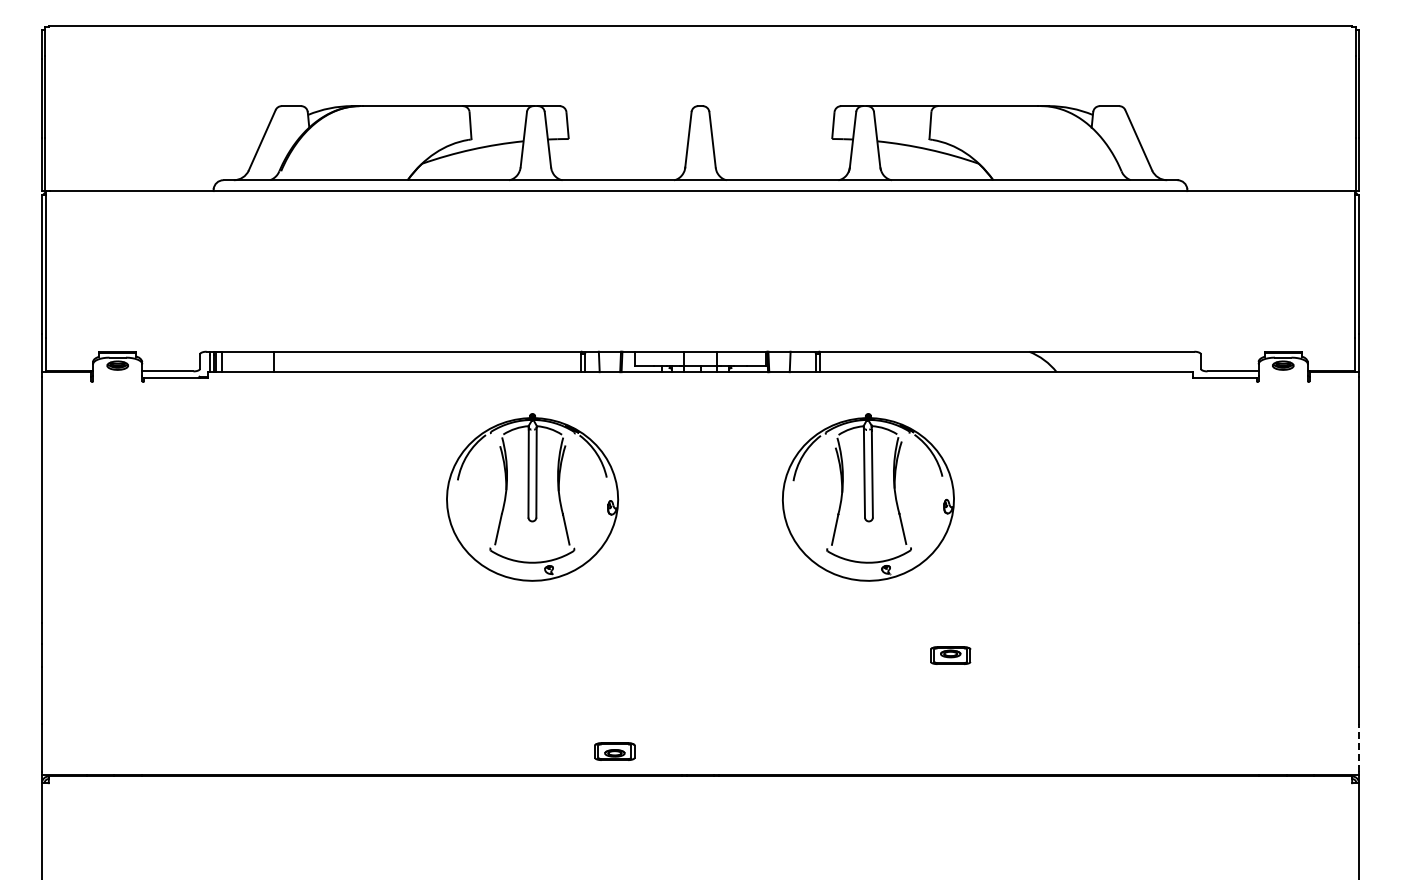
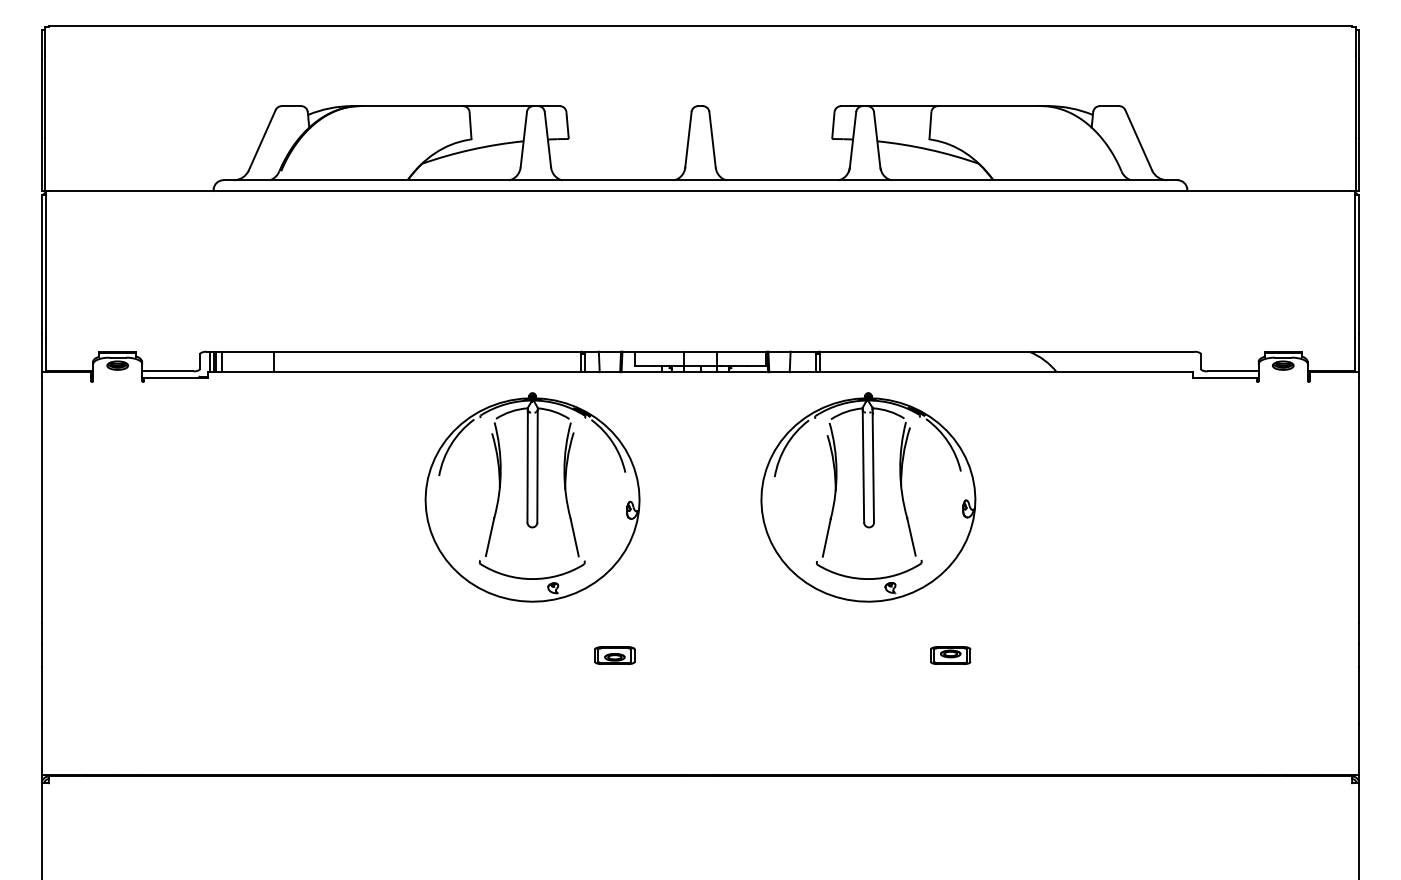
part size: 174x169 px -> 217x211 px (532, 497)
part size: 173x169 px -> 217x211 px (868, 497)
line: dashed -> solid (1358, 747)
part position: (614, 751) -> (614, 655) (614, 655)
